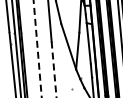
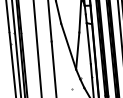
line: dashed -> solid (37, 49)
line: dashed -> solid (54, 70)
